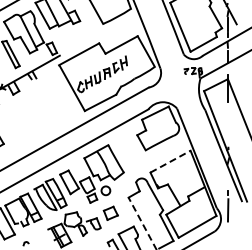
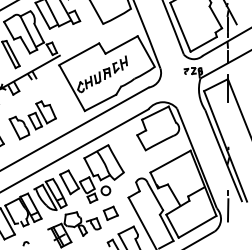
part: none -> present (32, 120)
line: dashed -> solid (170, 161)
line: dashed -> solid (142, 223)
